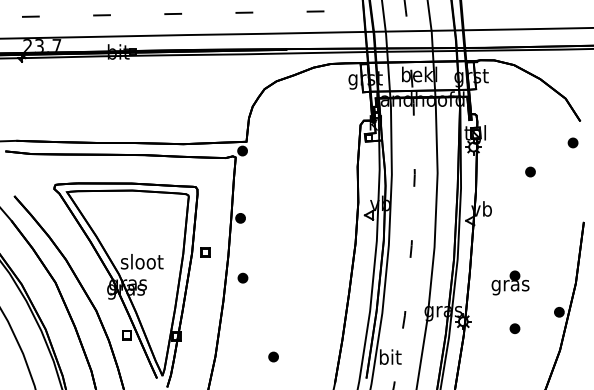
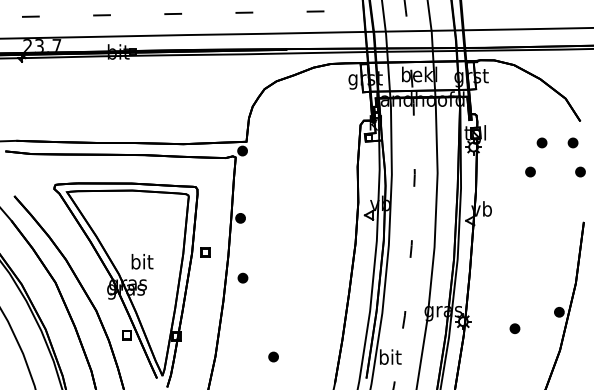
part: none -> present (541, 142)
part: none -> present (580, 171)
text: sloot -> bit (141, 261)
part: present -> none (510, 282)
